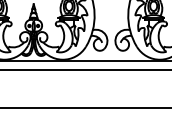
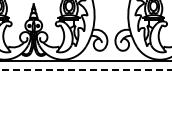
line: solid -> dashed (85, 70)
line: present -> none (85, 108)
